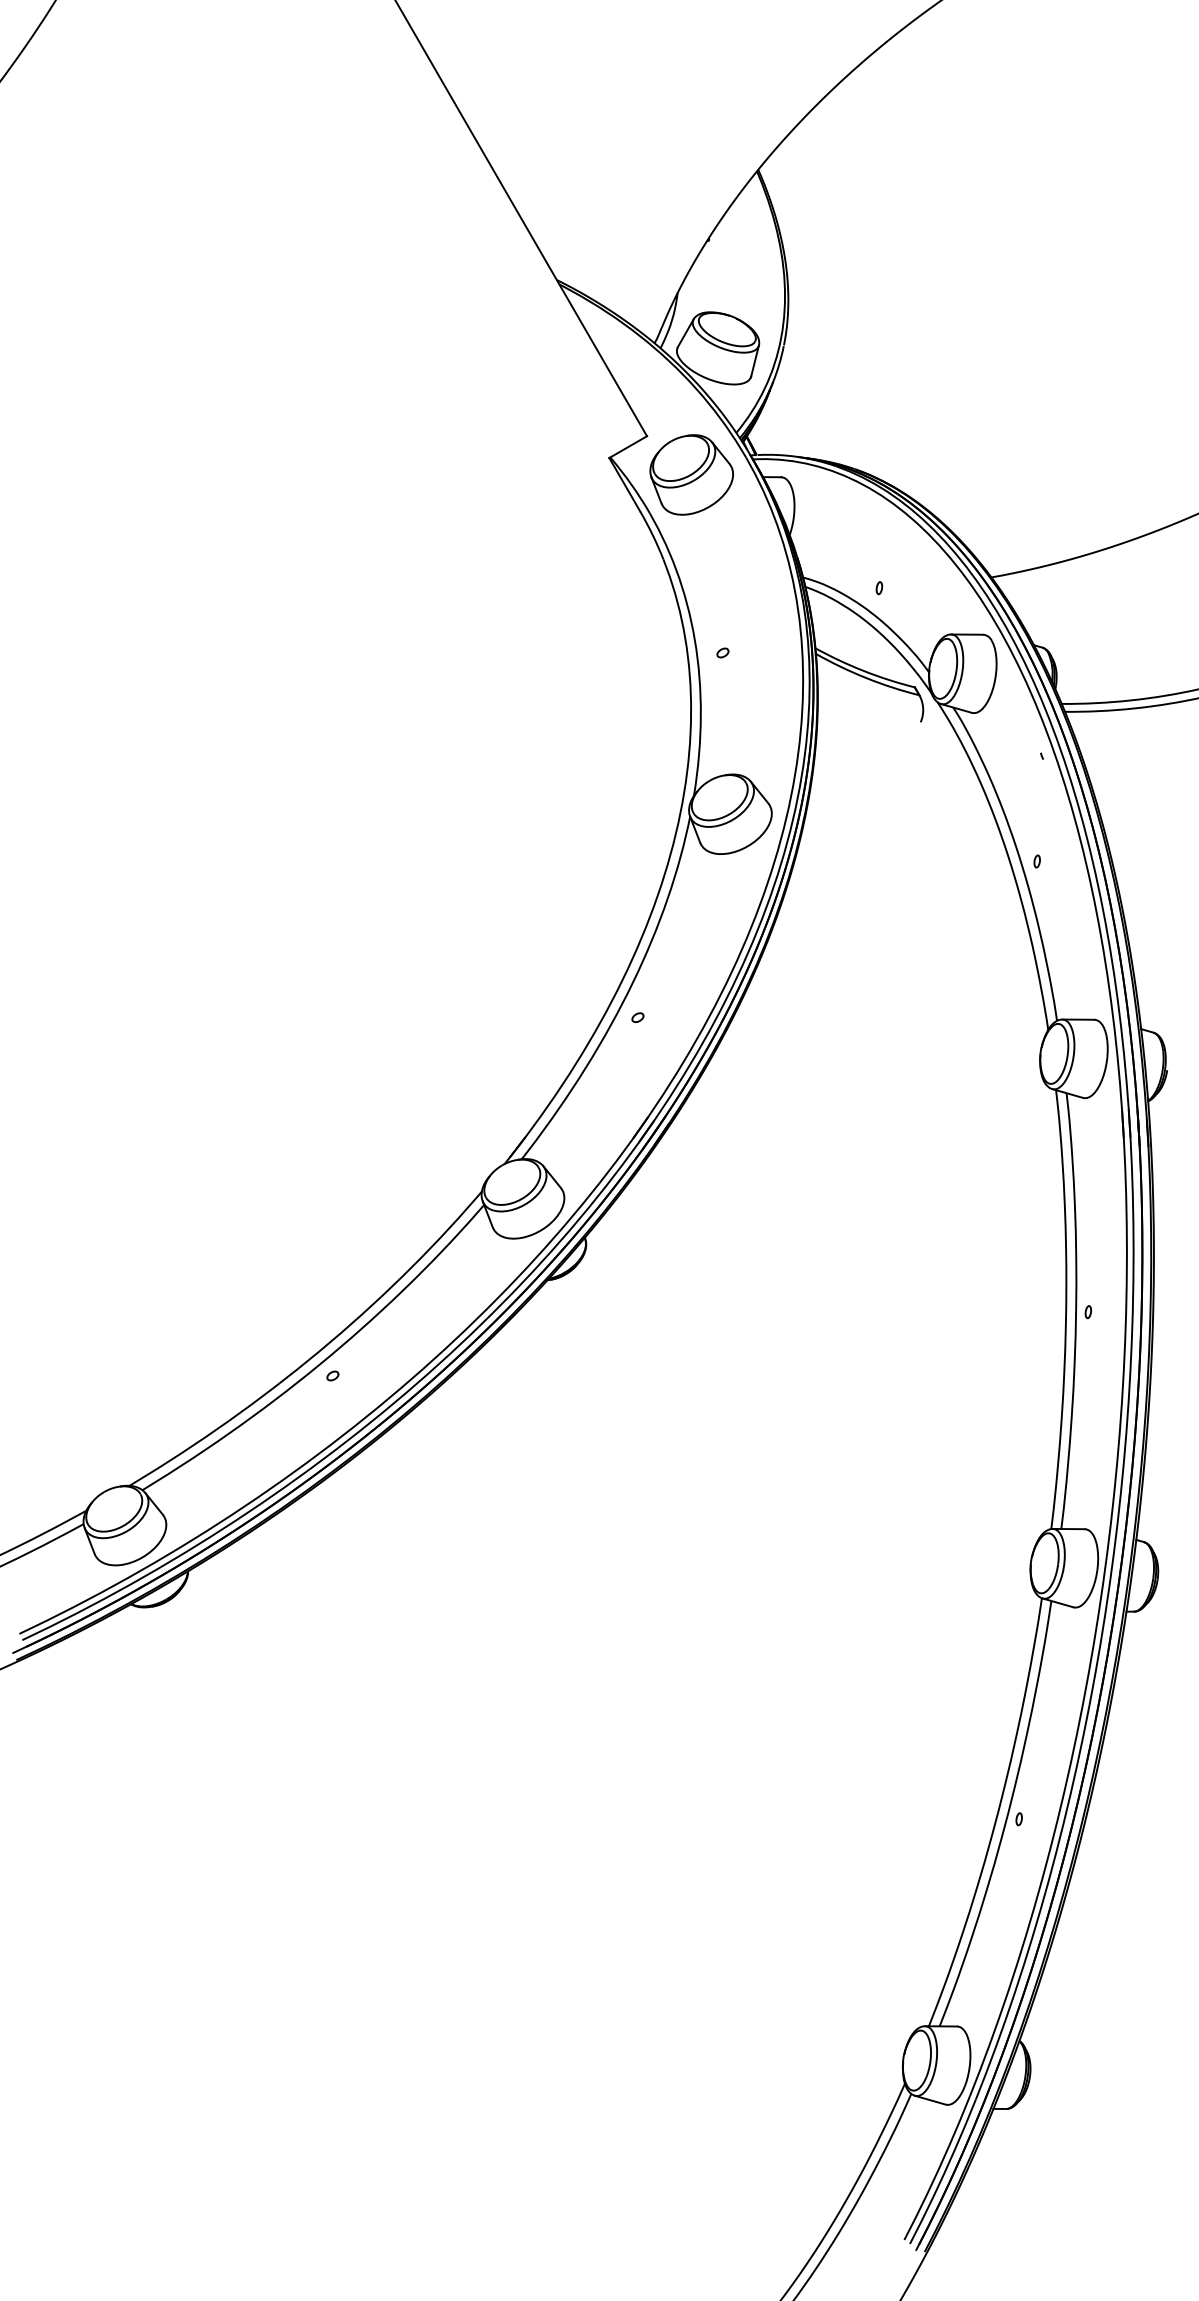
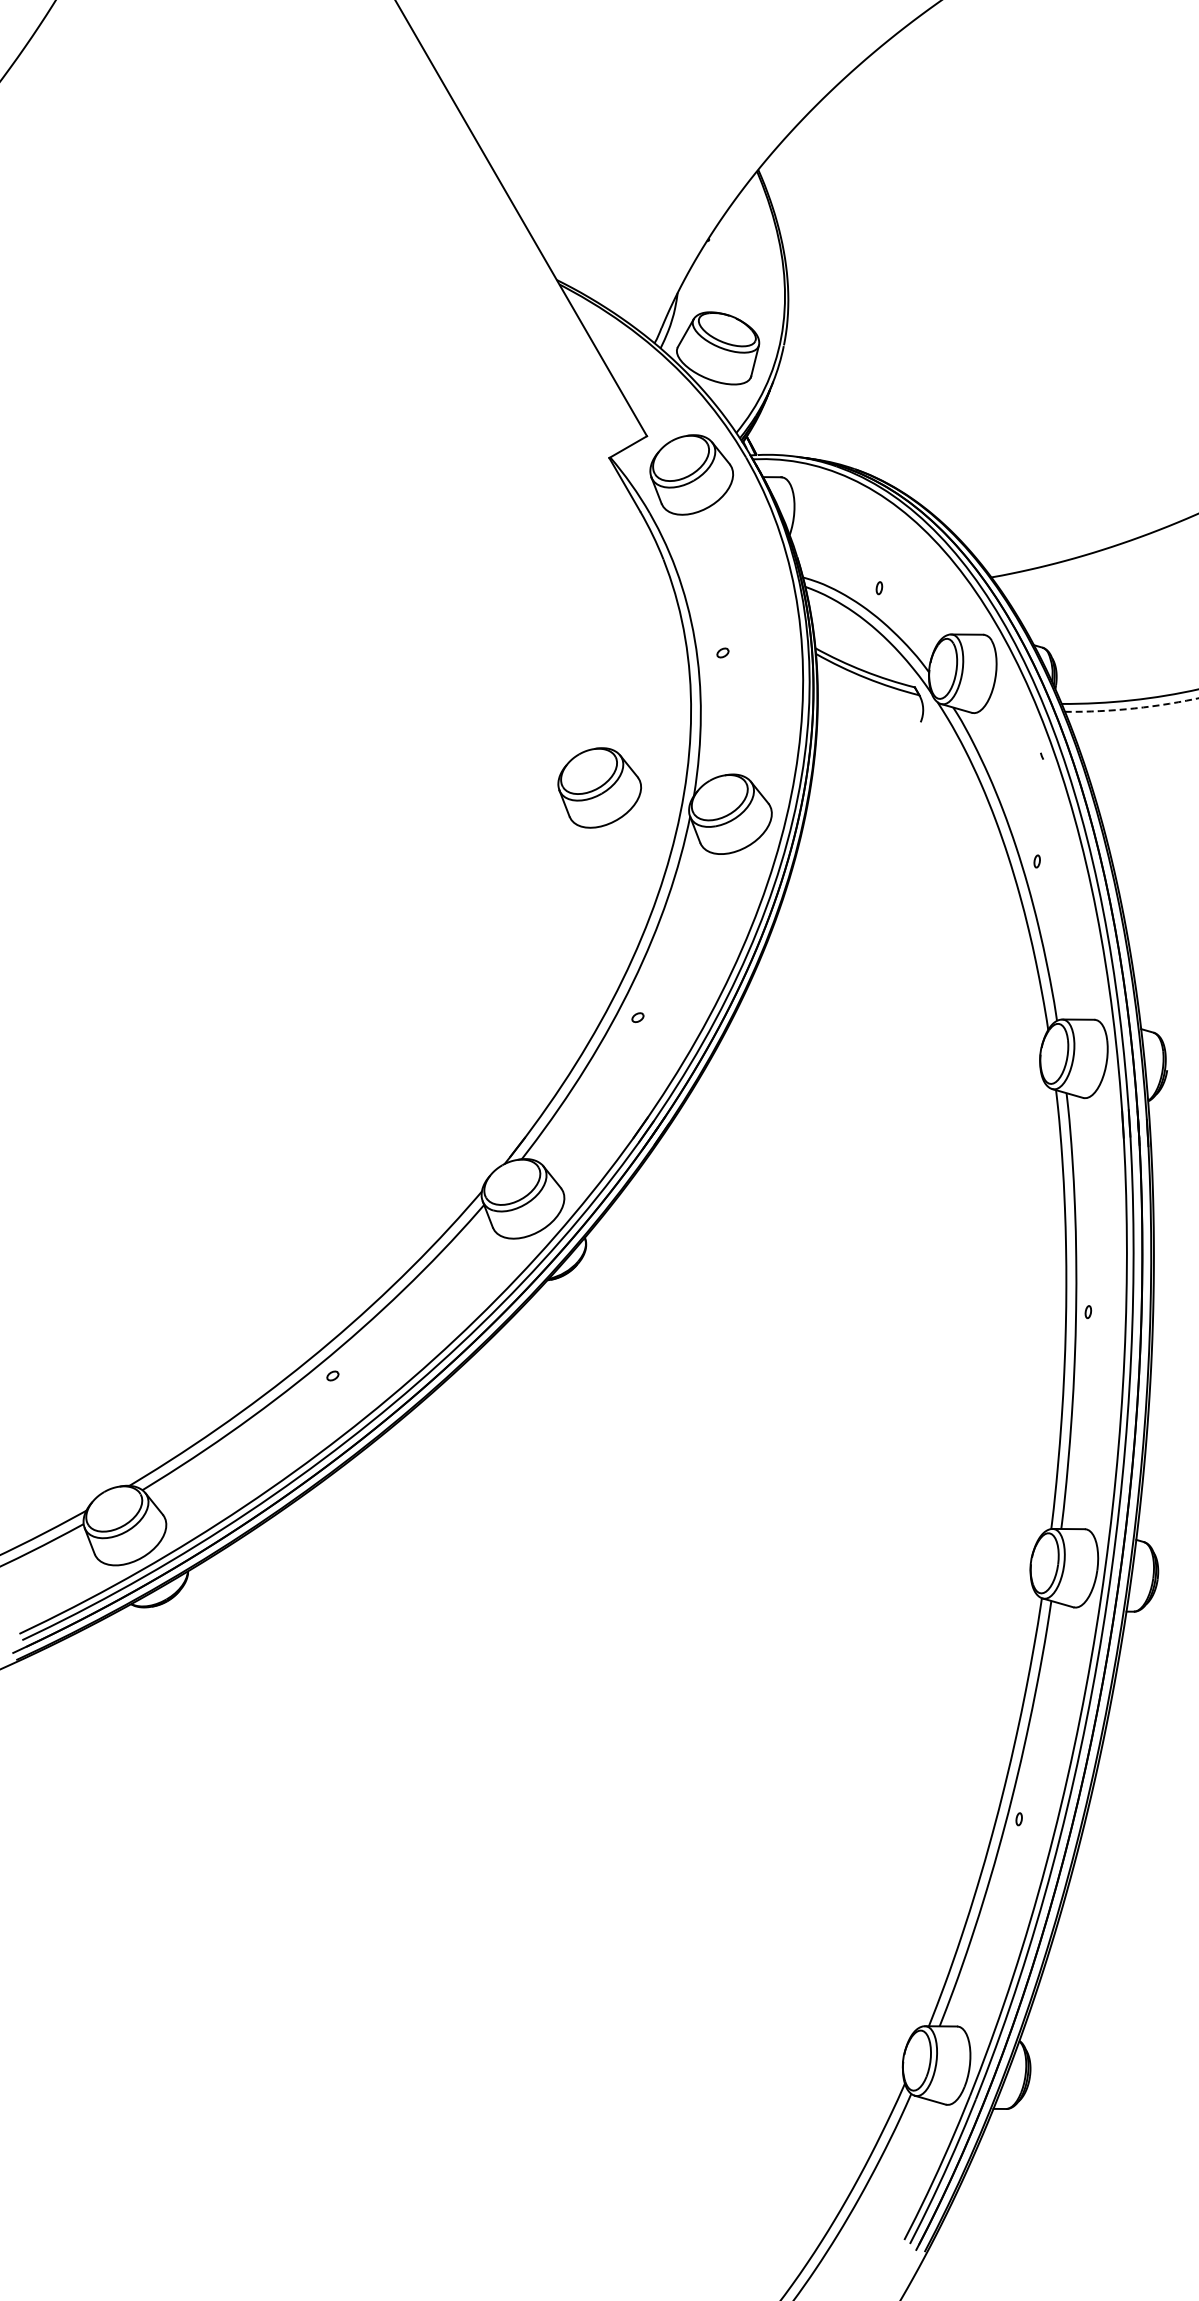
arc: solid -> dashed (1132, 708)
part: none -> present (599, 787)
